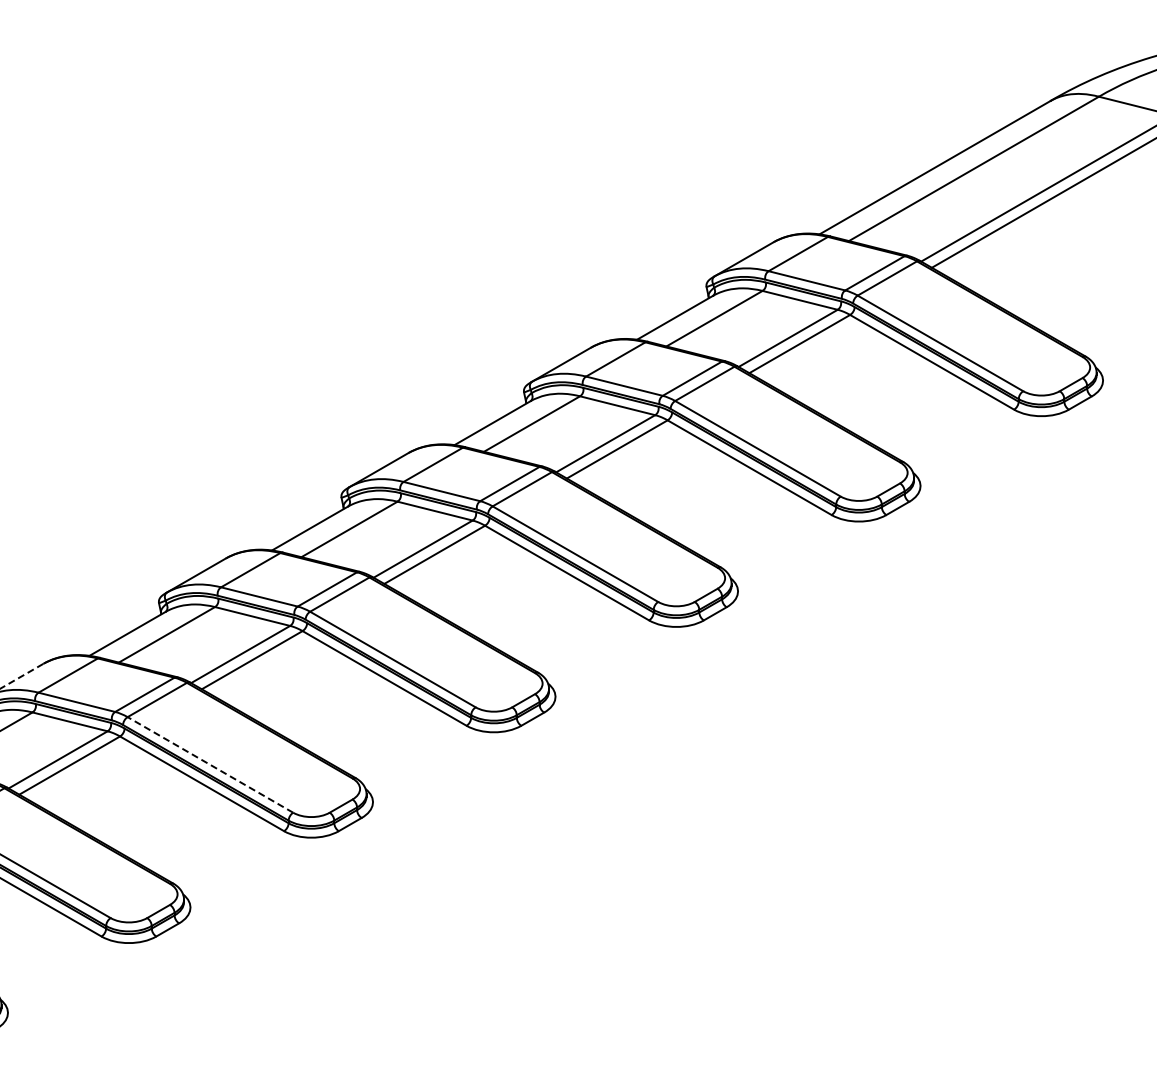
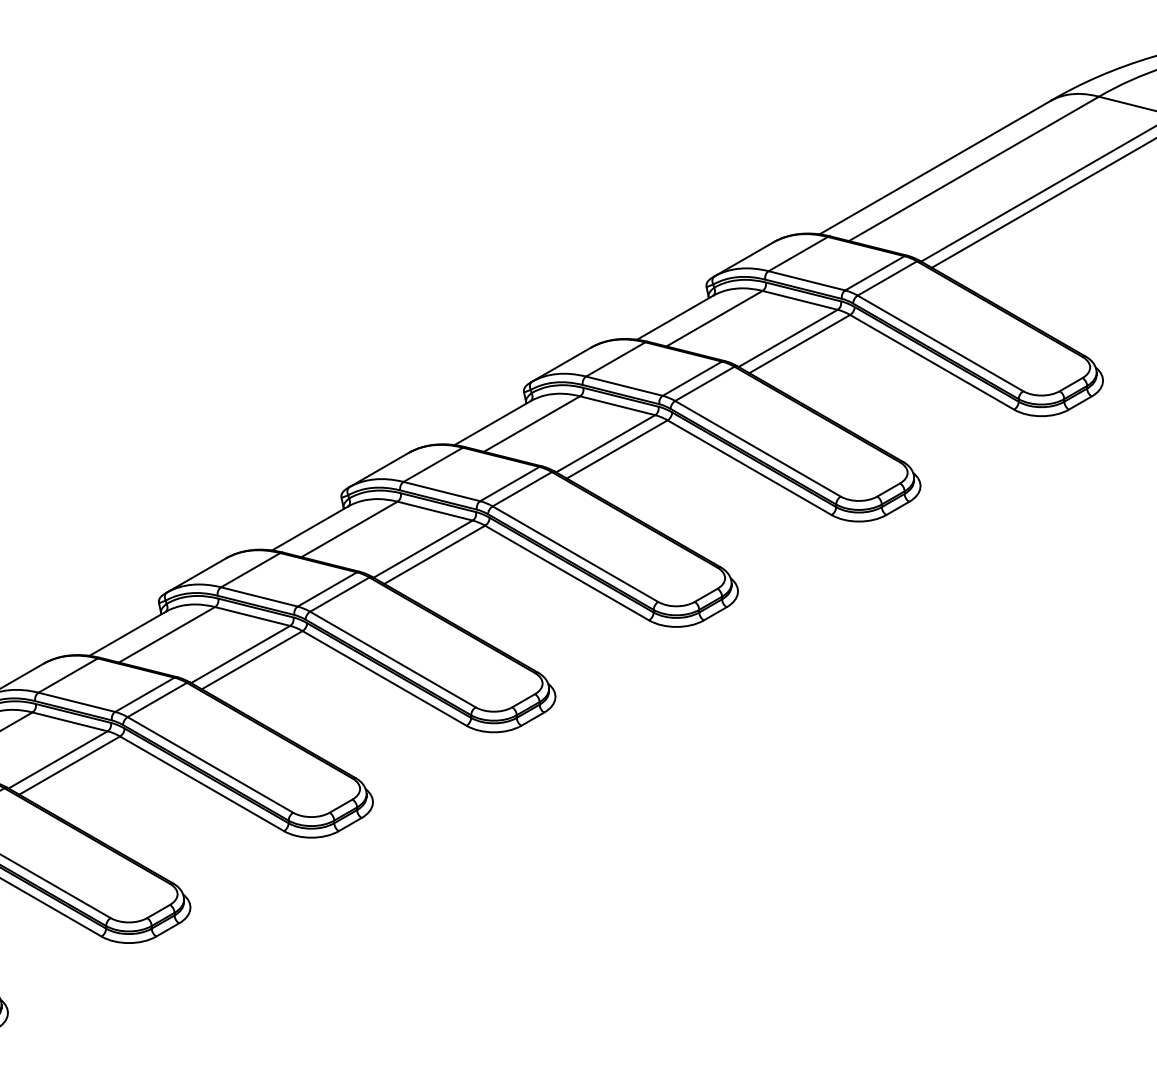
line: dashed -> solid (21, 676)
line: dashed -> solid (210, 764)
